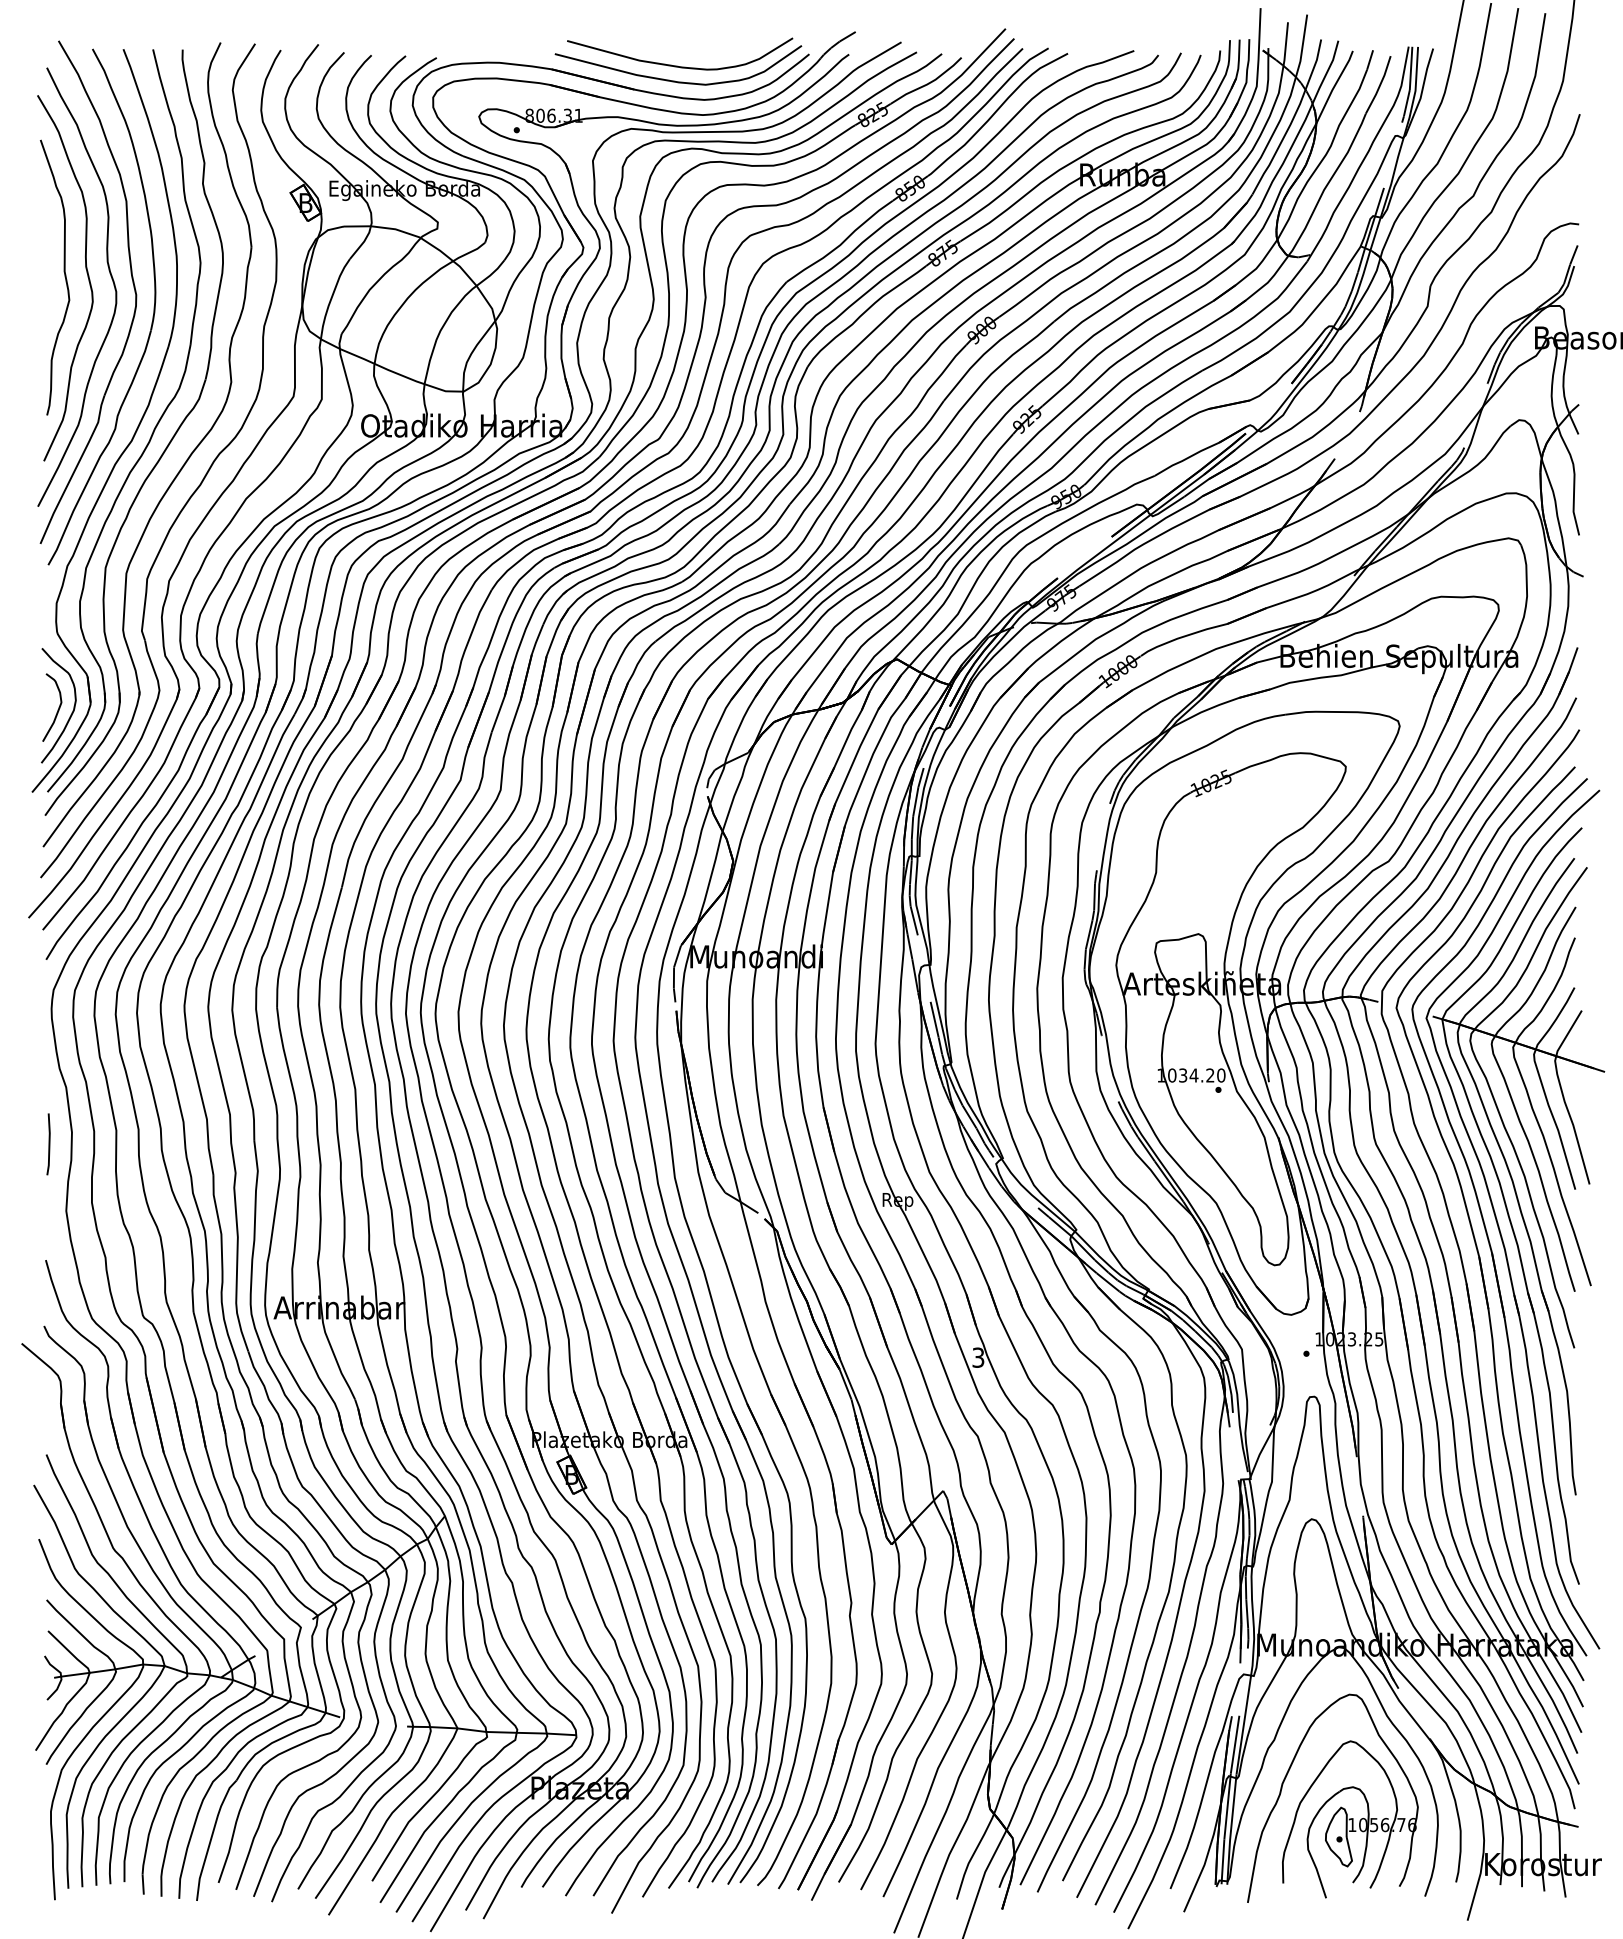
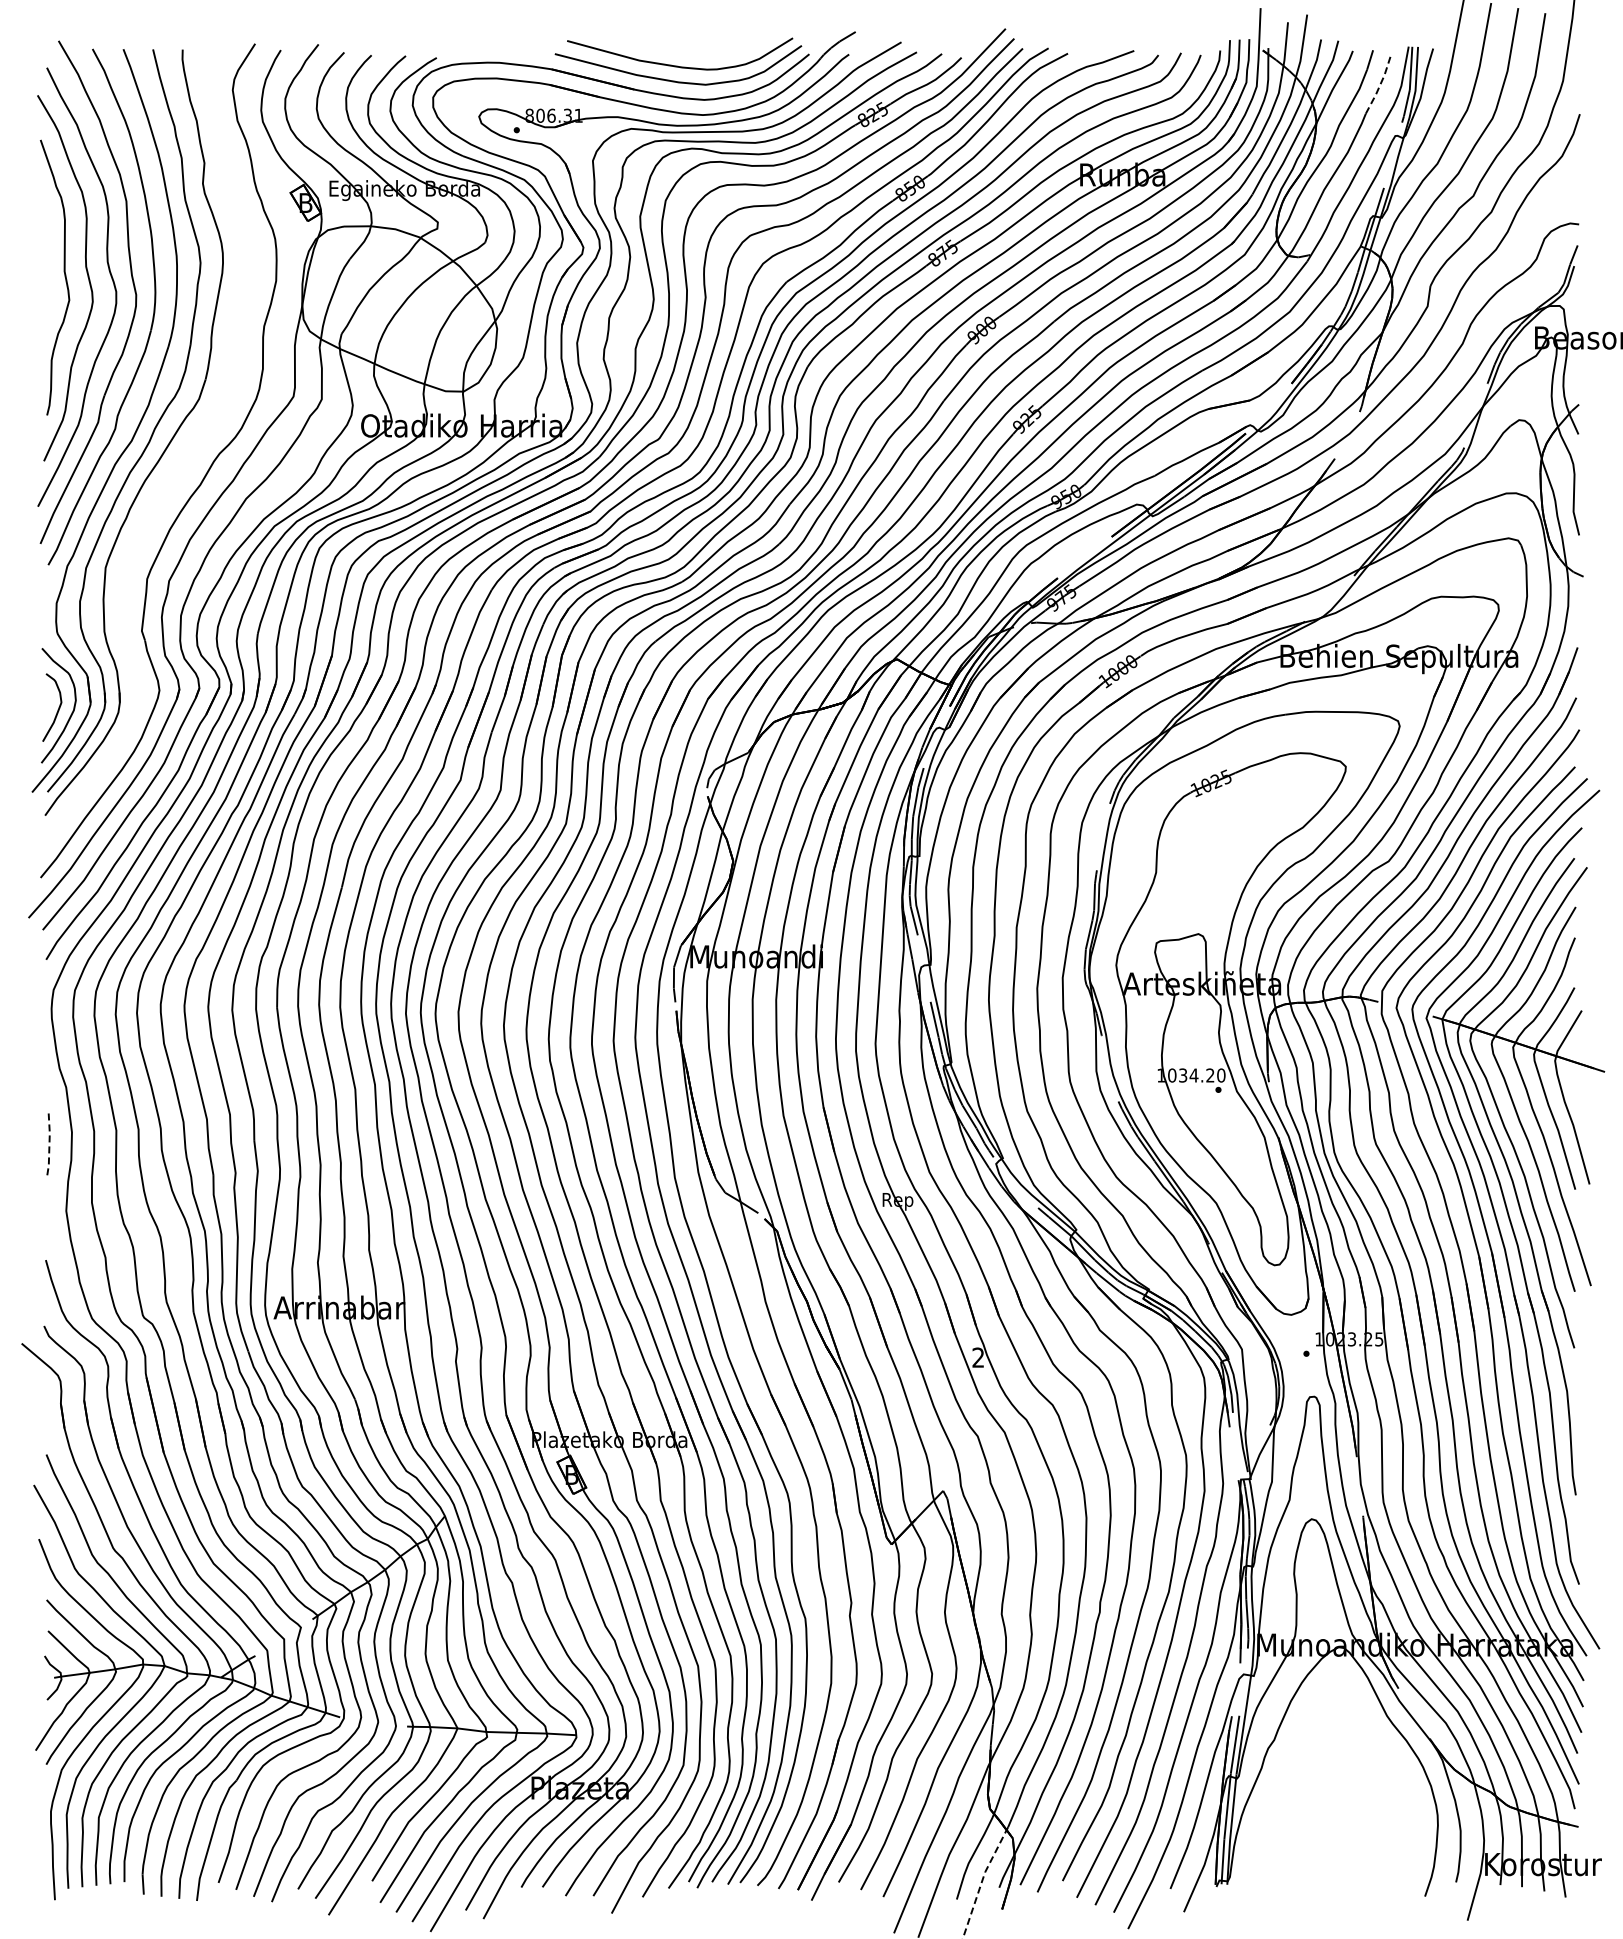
line: solid -> dashed (1380, 85)
part: present -> none (180, 468)
line: solid -> dashed (49, 1144)
text: 3 -> 2 (978, 1357)
part: present -> none (1332, 1797)
line: solid -> dashed (982, 1880)
